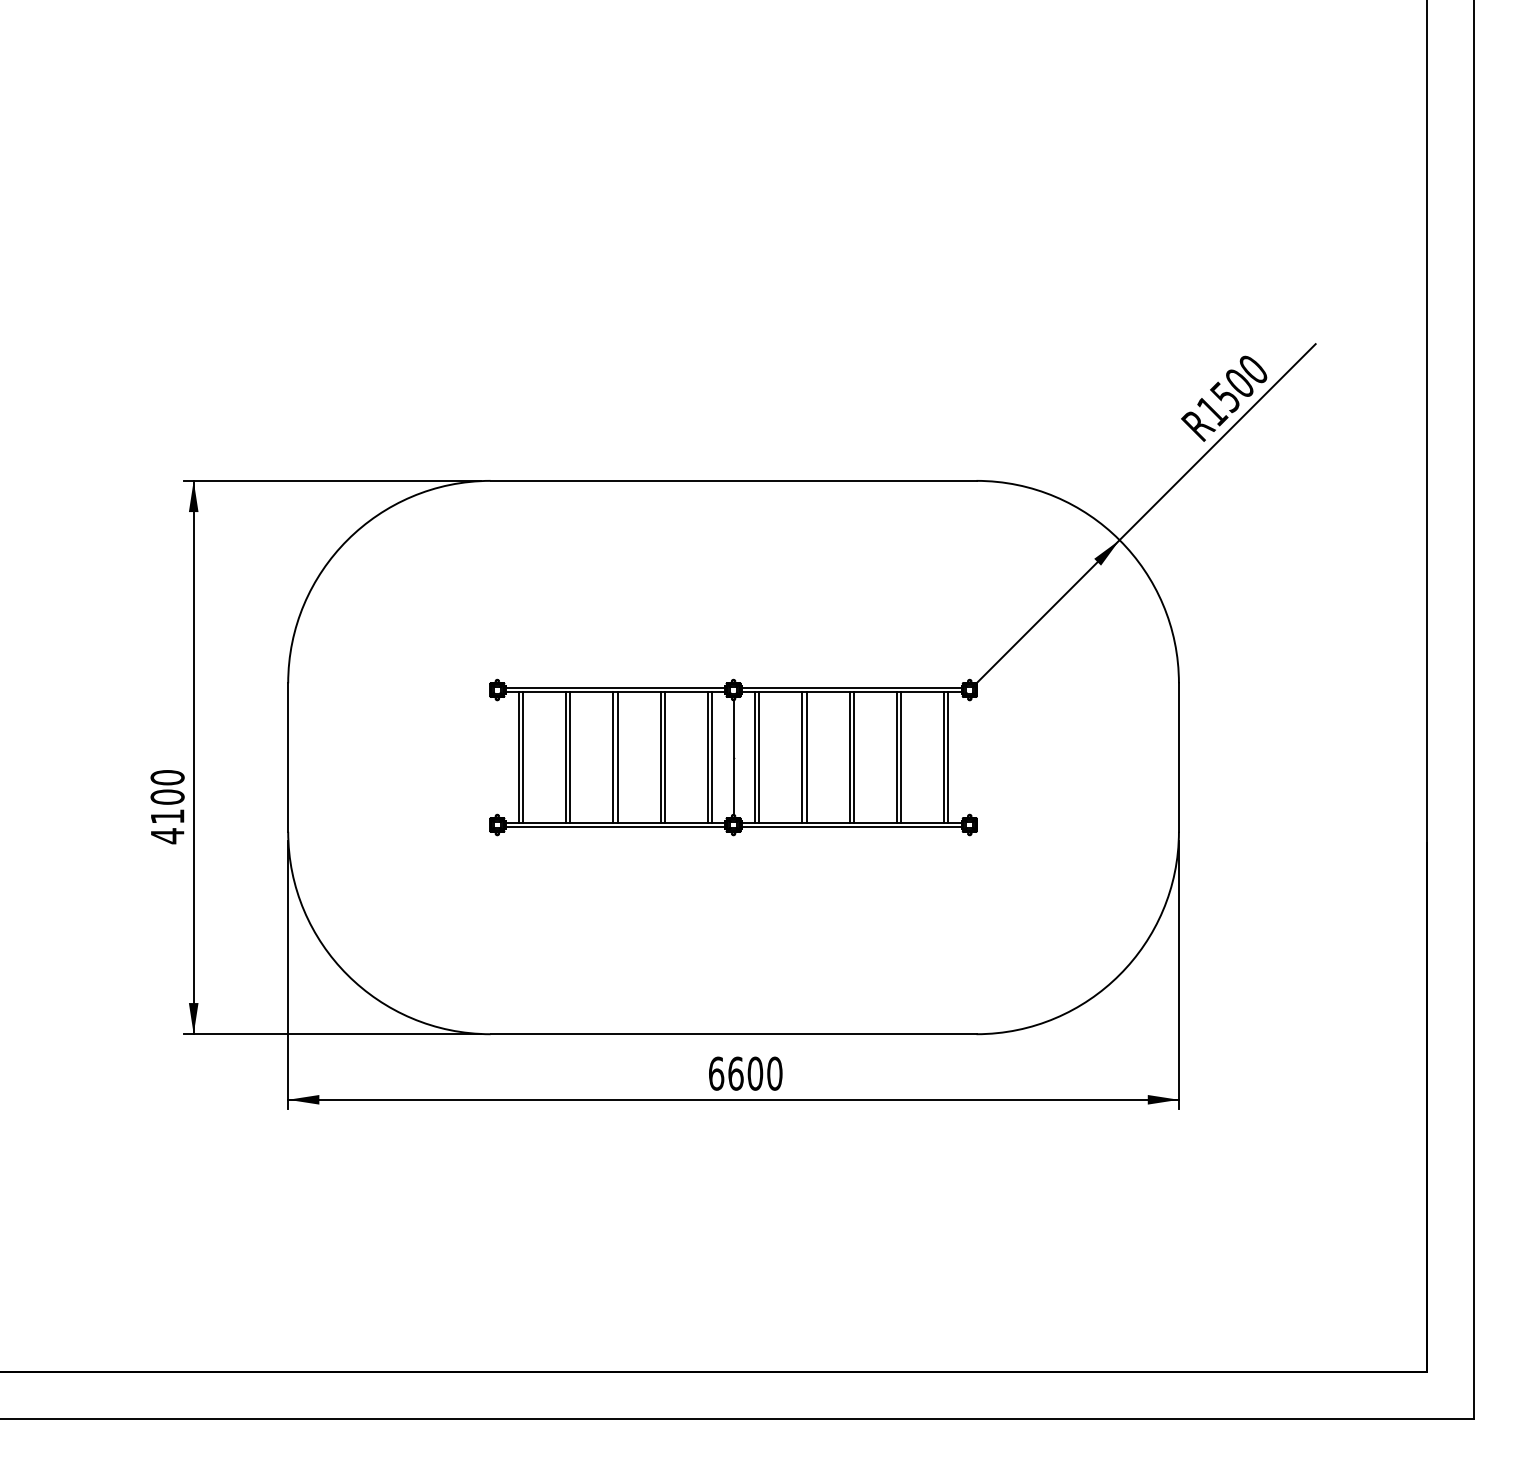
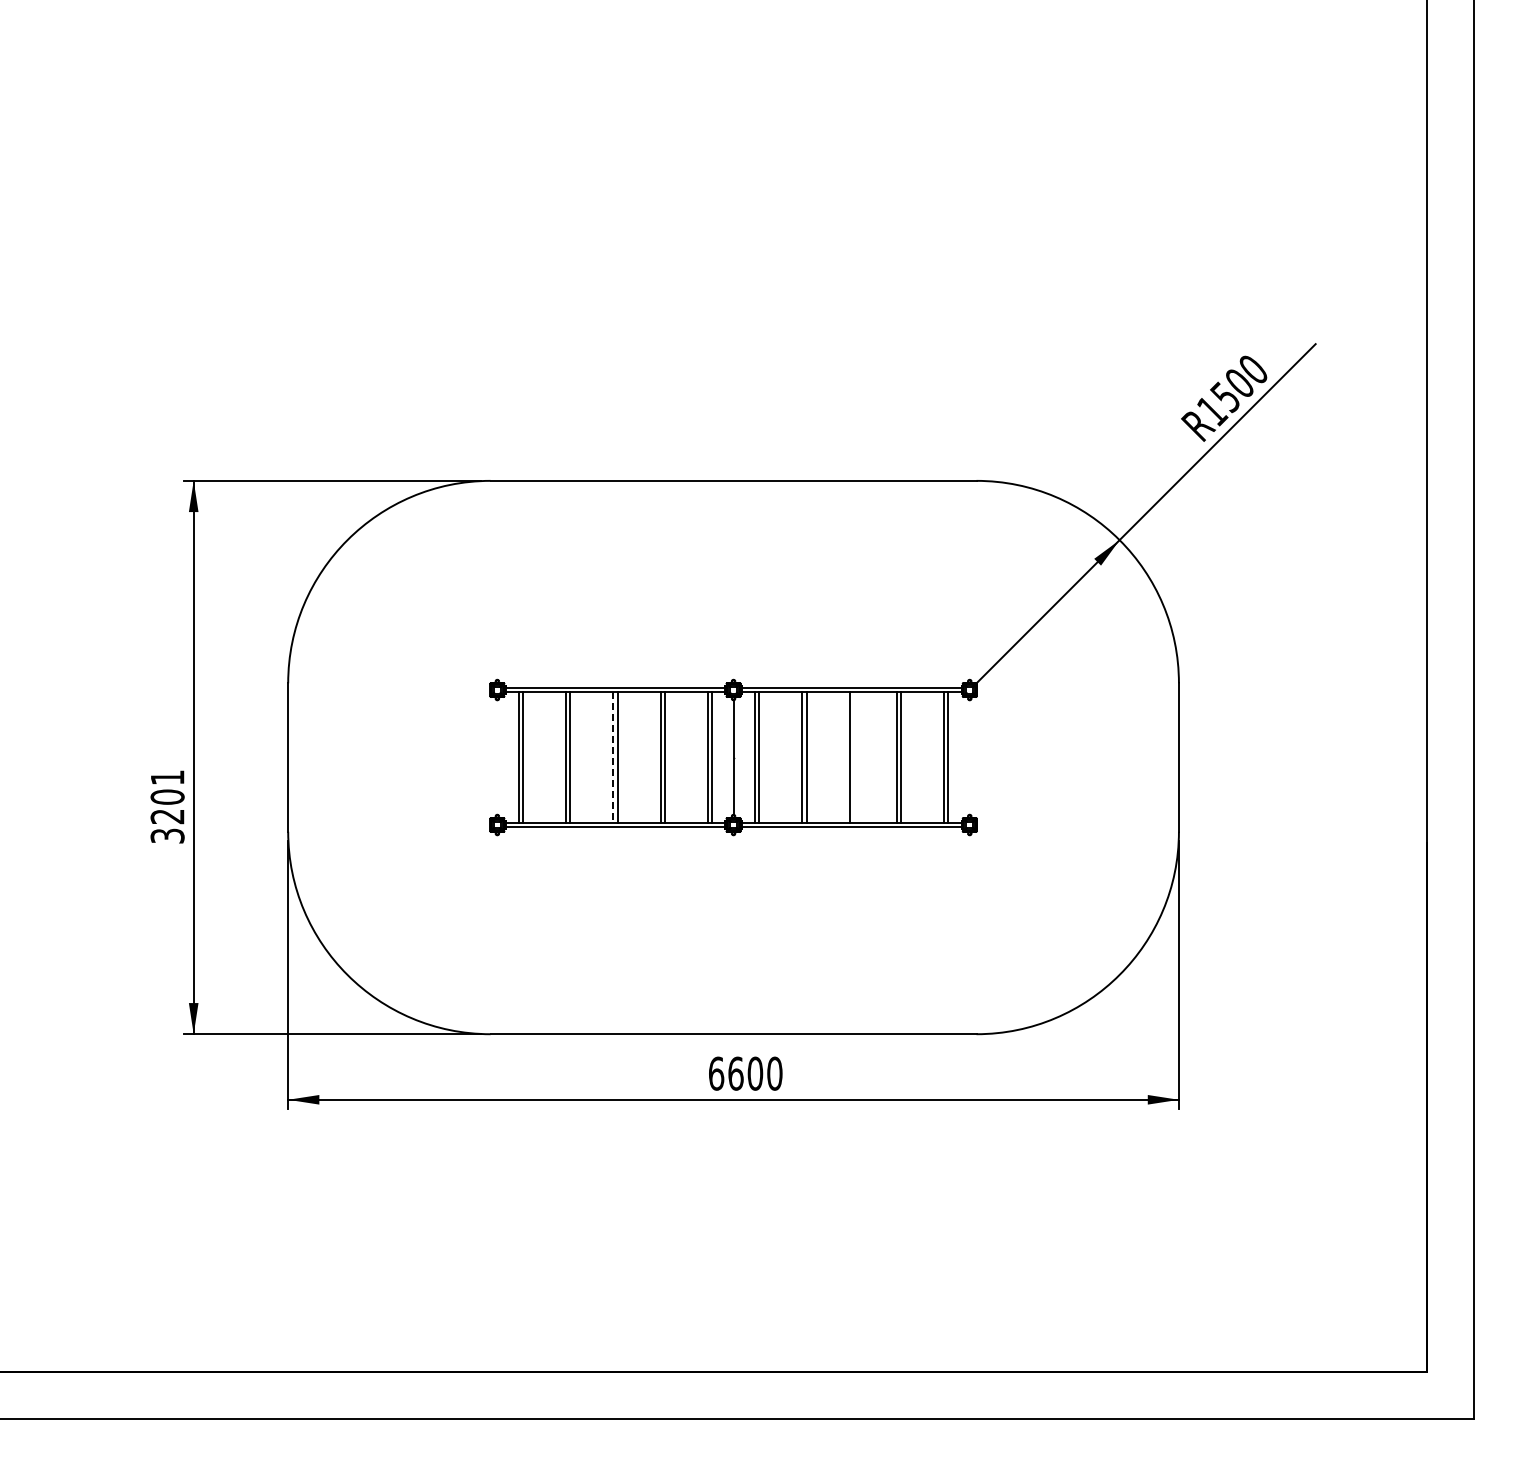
line: present -> none (853, 757)
line: solid -> dashed (613, 758)
text: 4100 -> 3201 (167, 807)
